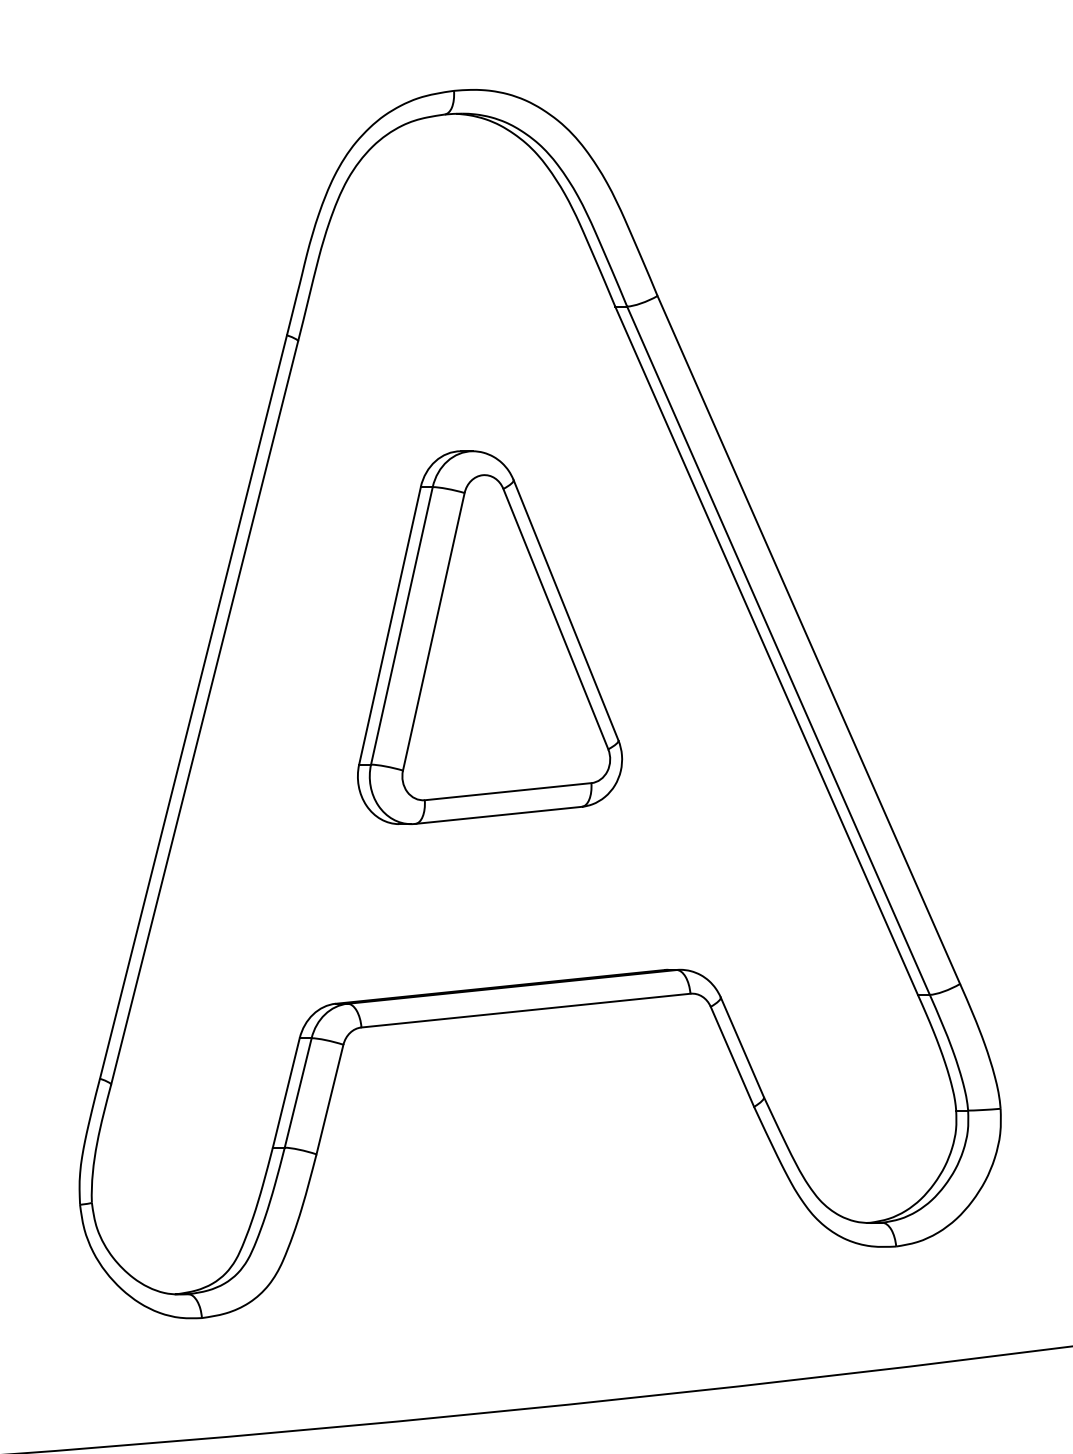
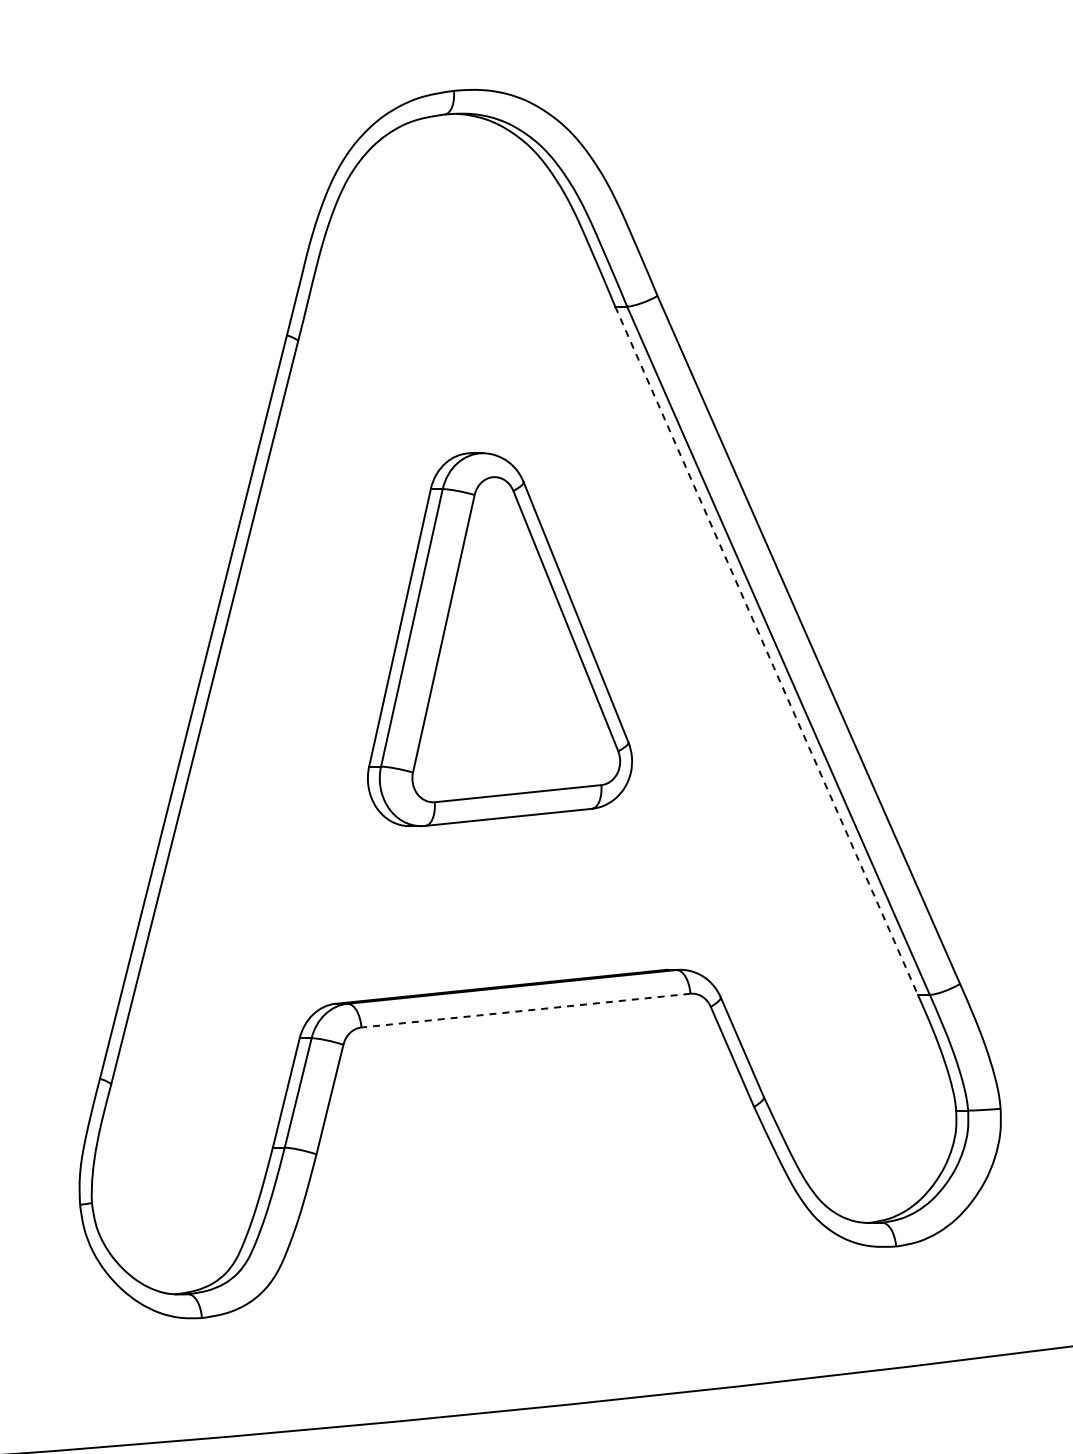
part position: (490, 637) -> (500, 639) (500, 639)
line: solid -> dashed (766, 650)
line: solid -> dashed (525, 1010)
